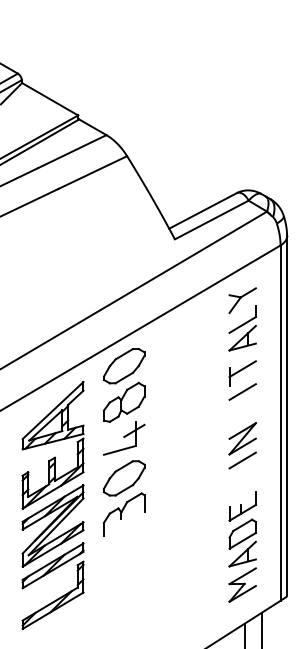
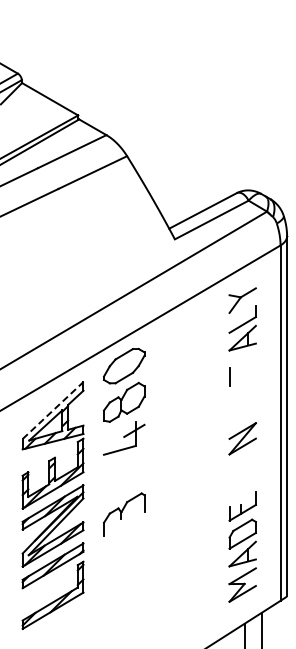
line: present -> none (242, 369)
line: present -> none (242, 391)
line: solid -> dashed (53, 410)
line: present -> none (242, 460)
part: present -> none (124, 478)
